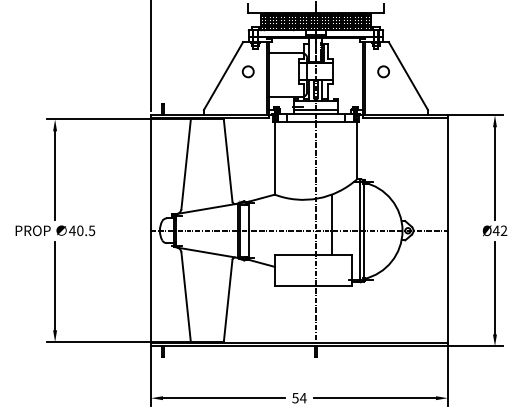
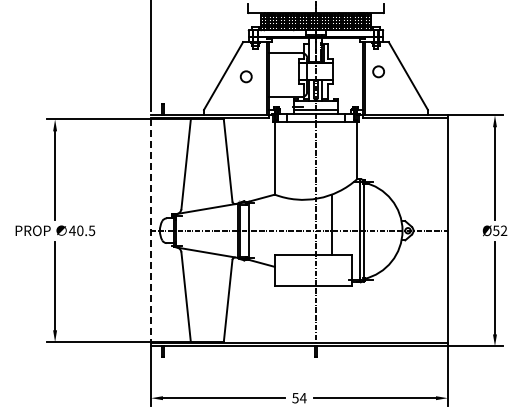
circle position: (247, 71) -> (245, 76) (245, 76)
circle position: (383, 71) -> (378, 71) (378, 71)
line: solid -> dashed (151, 230)
text: Ø42 -> Ø52 (495, 230)
